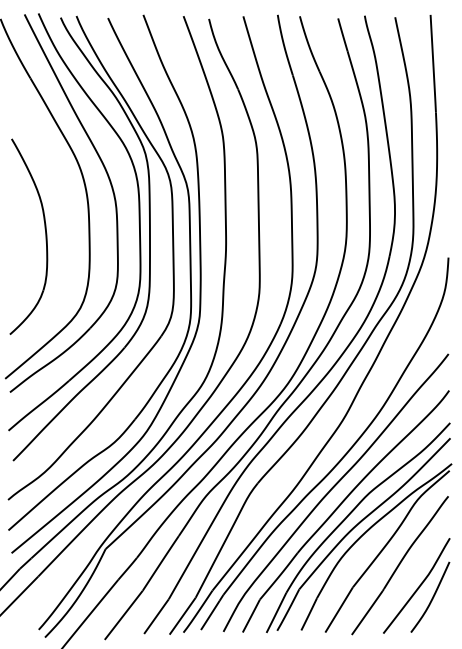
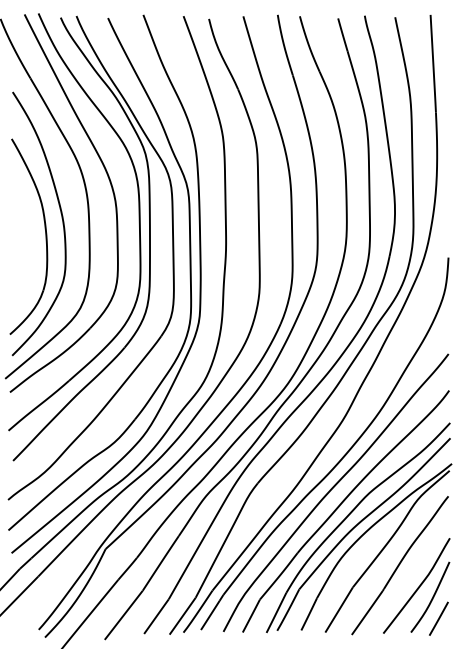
curve: none -> present (61, 218)
line: none -> present (438, 618)
